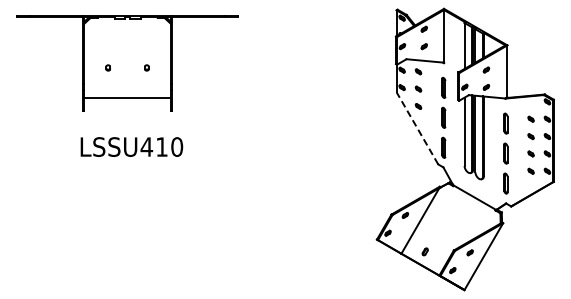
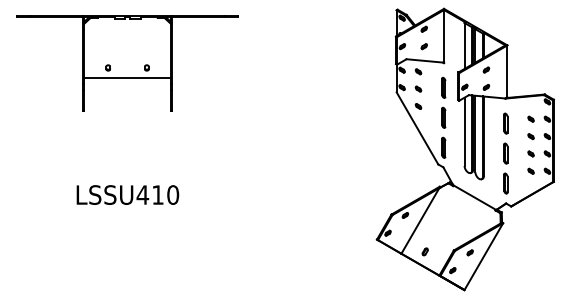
line position: (127, 97) -> (127, 77) (127, 77)
line: dashed -> solid (417, 128)
text position: (131, 146) -> (127, 194) (127, 194)
